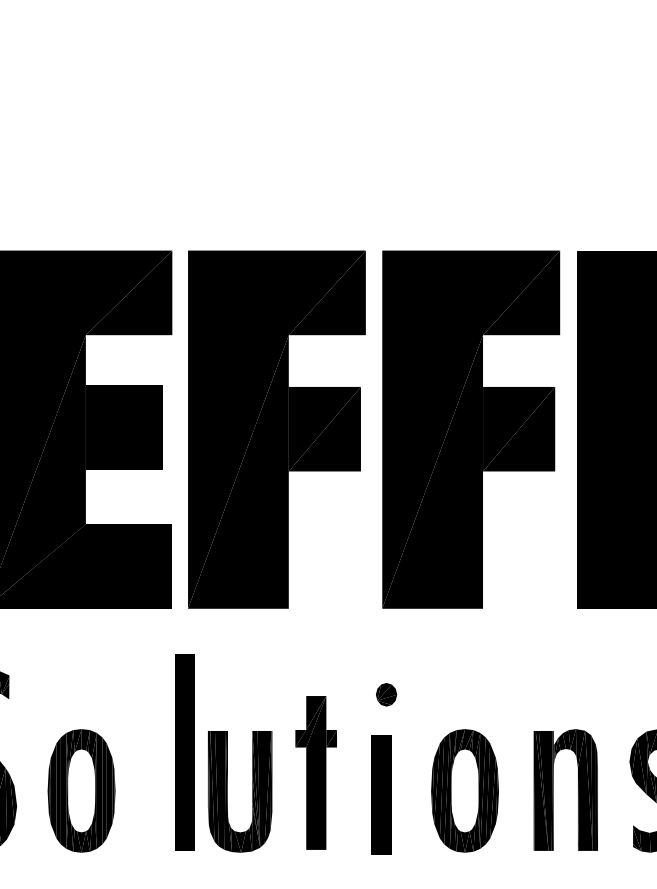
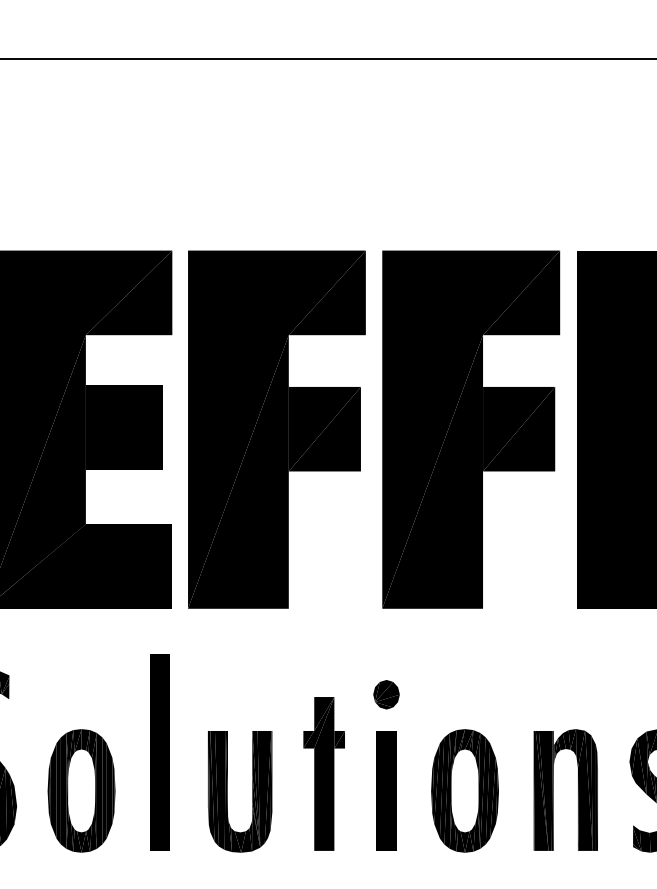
line: none -> present (327, 59)
part size: 22x24 px -> 27x30 px (386, 694)
part position: (184, 752) -> (159, 752) (159, 752)
part position: (315, 772) -> (323, 773) (323, 773)
part position: (381, 794) -> (386, 790) (386, 790)
